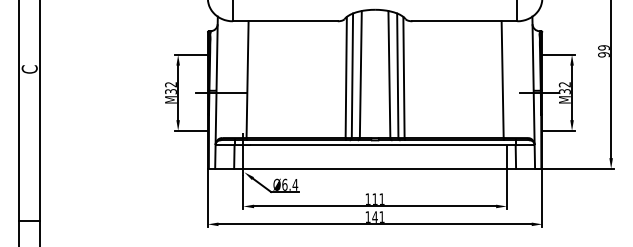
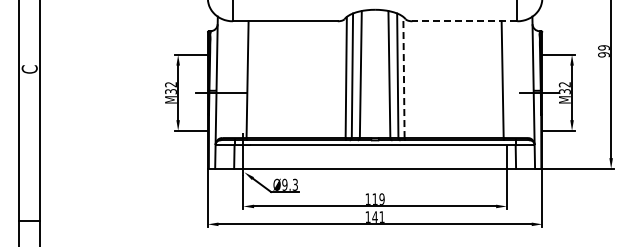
line: solid -> dashed (464, 21)
line: solid -> dashed (403, 77)
text: Ø6.4 -> Ø9.3 (290, 184)
text: 111 -> 119 (381, 198)
